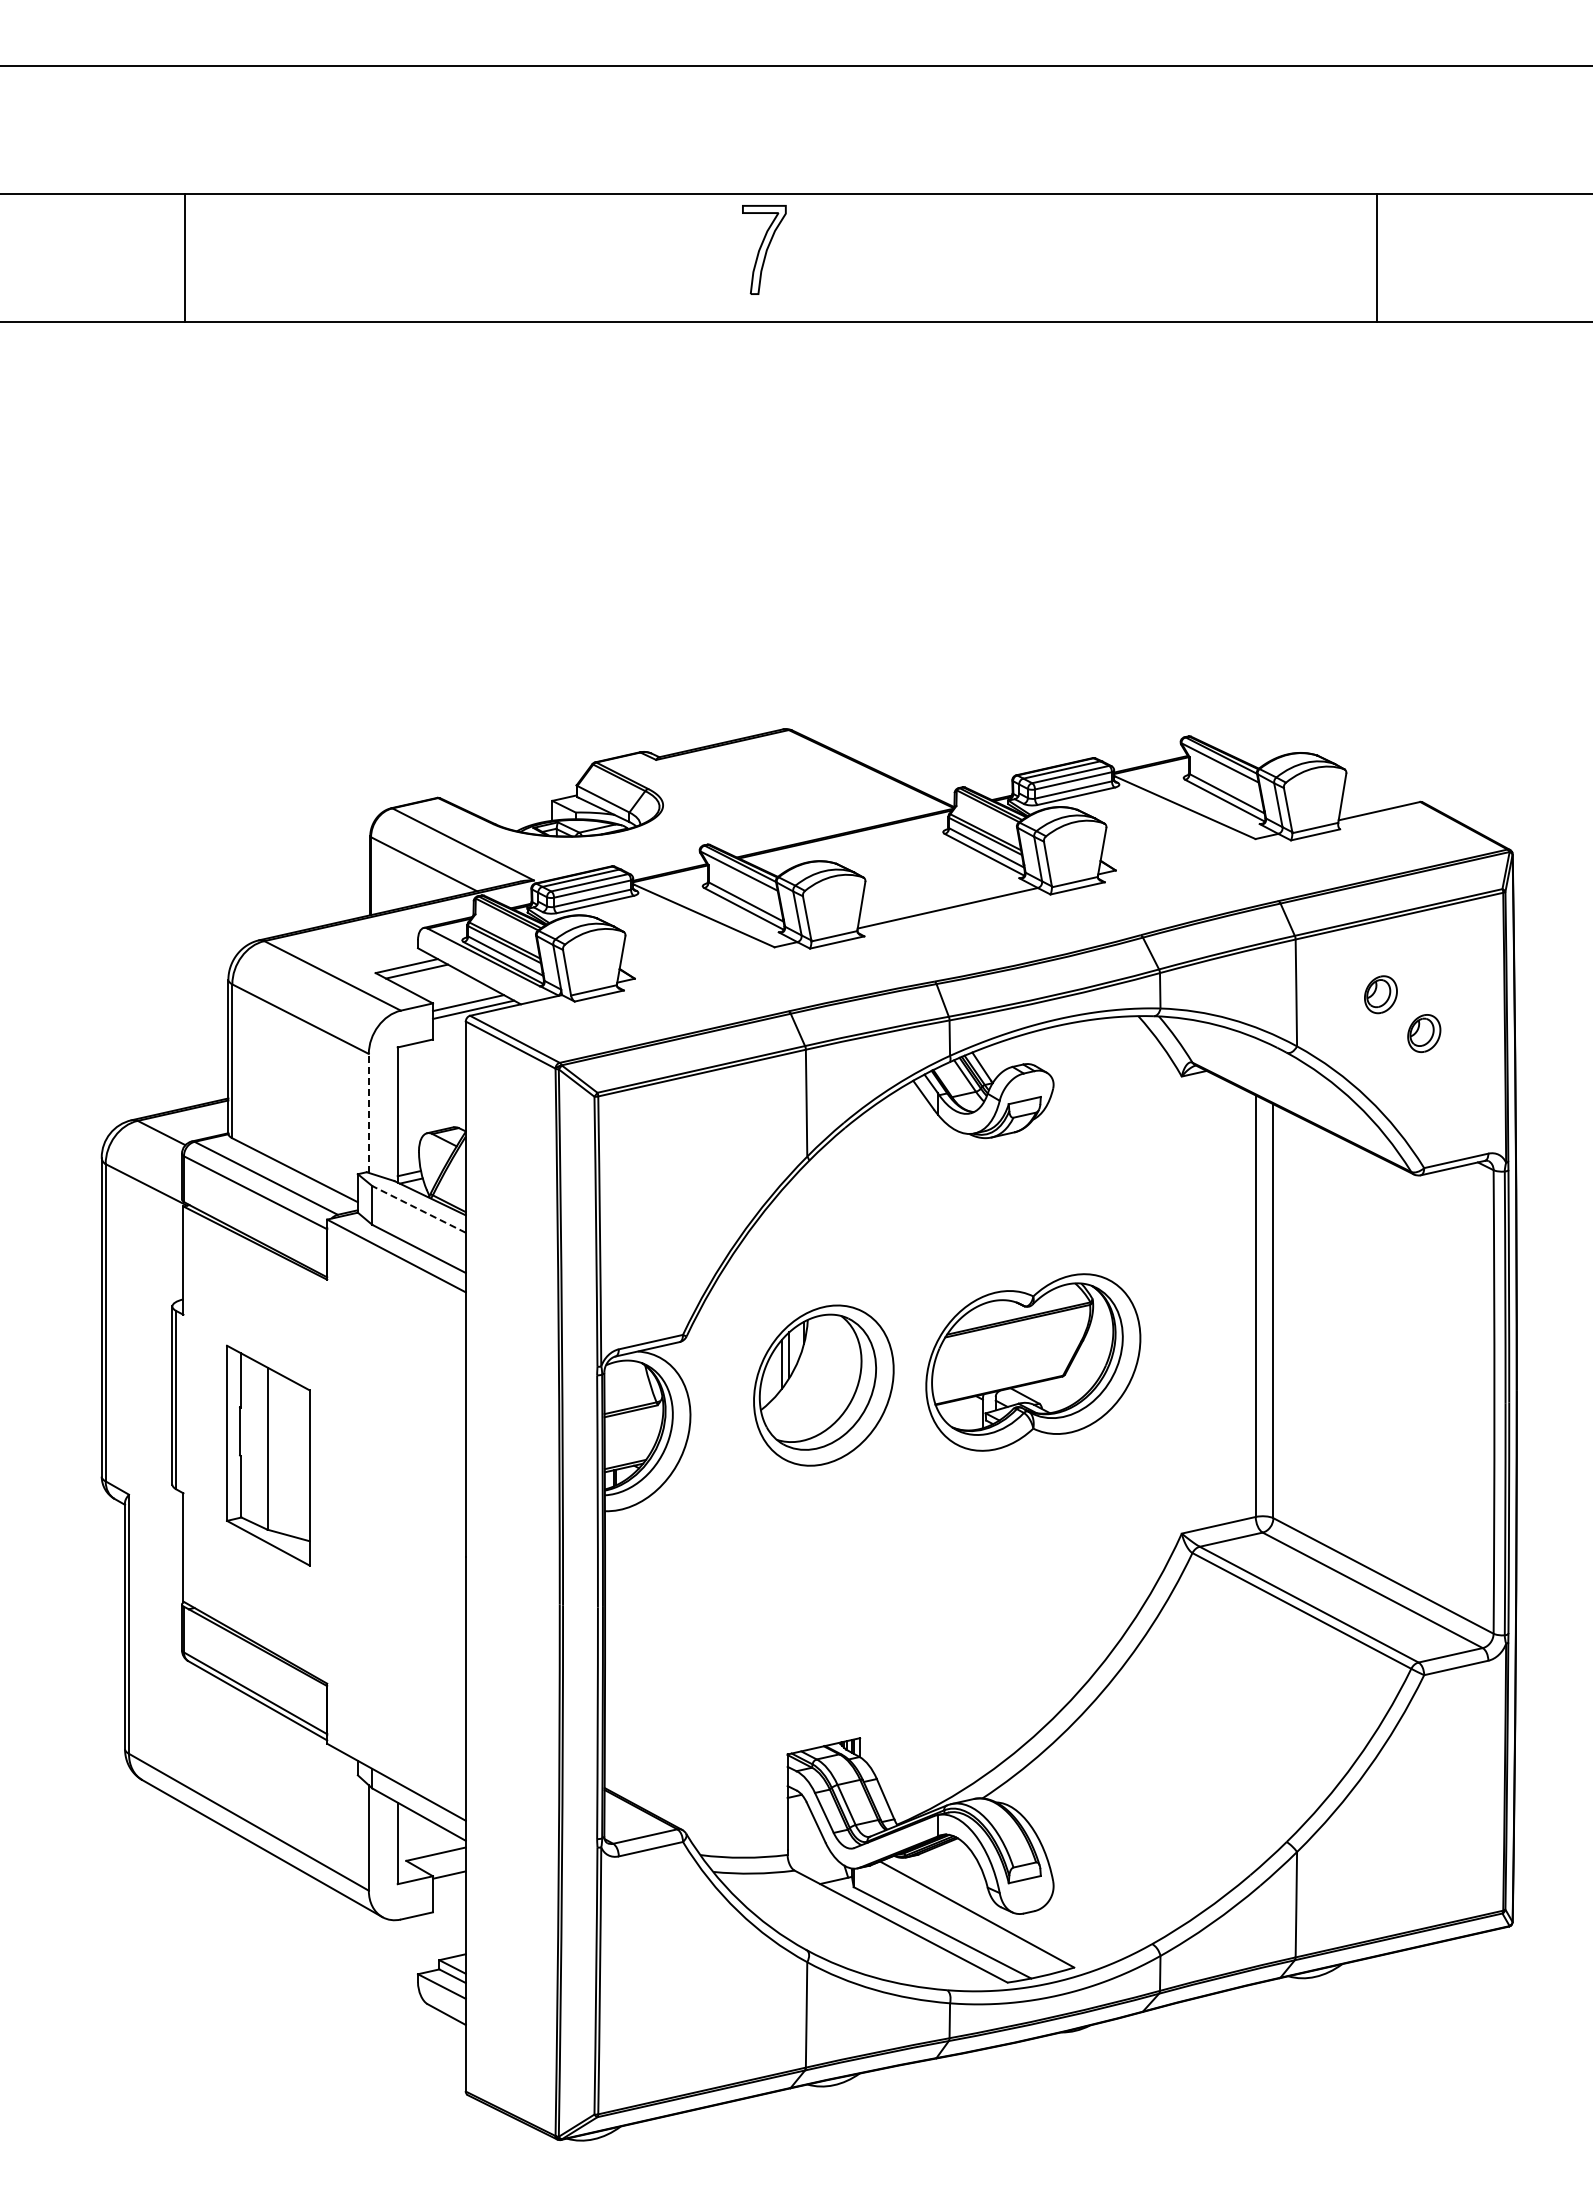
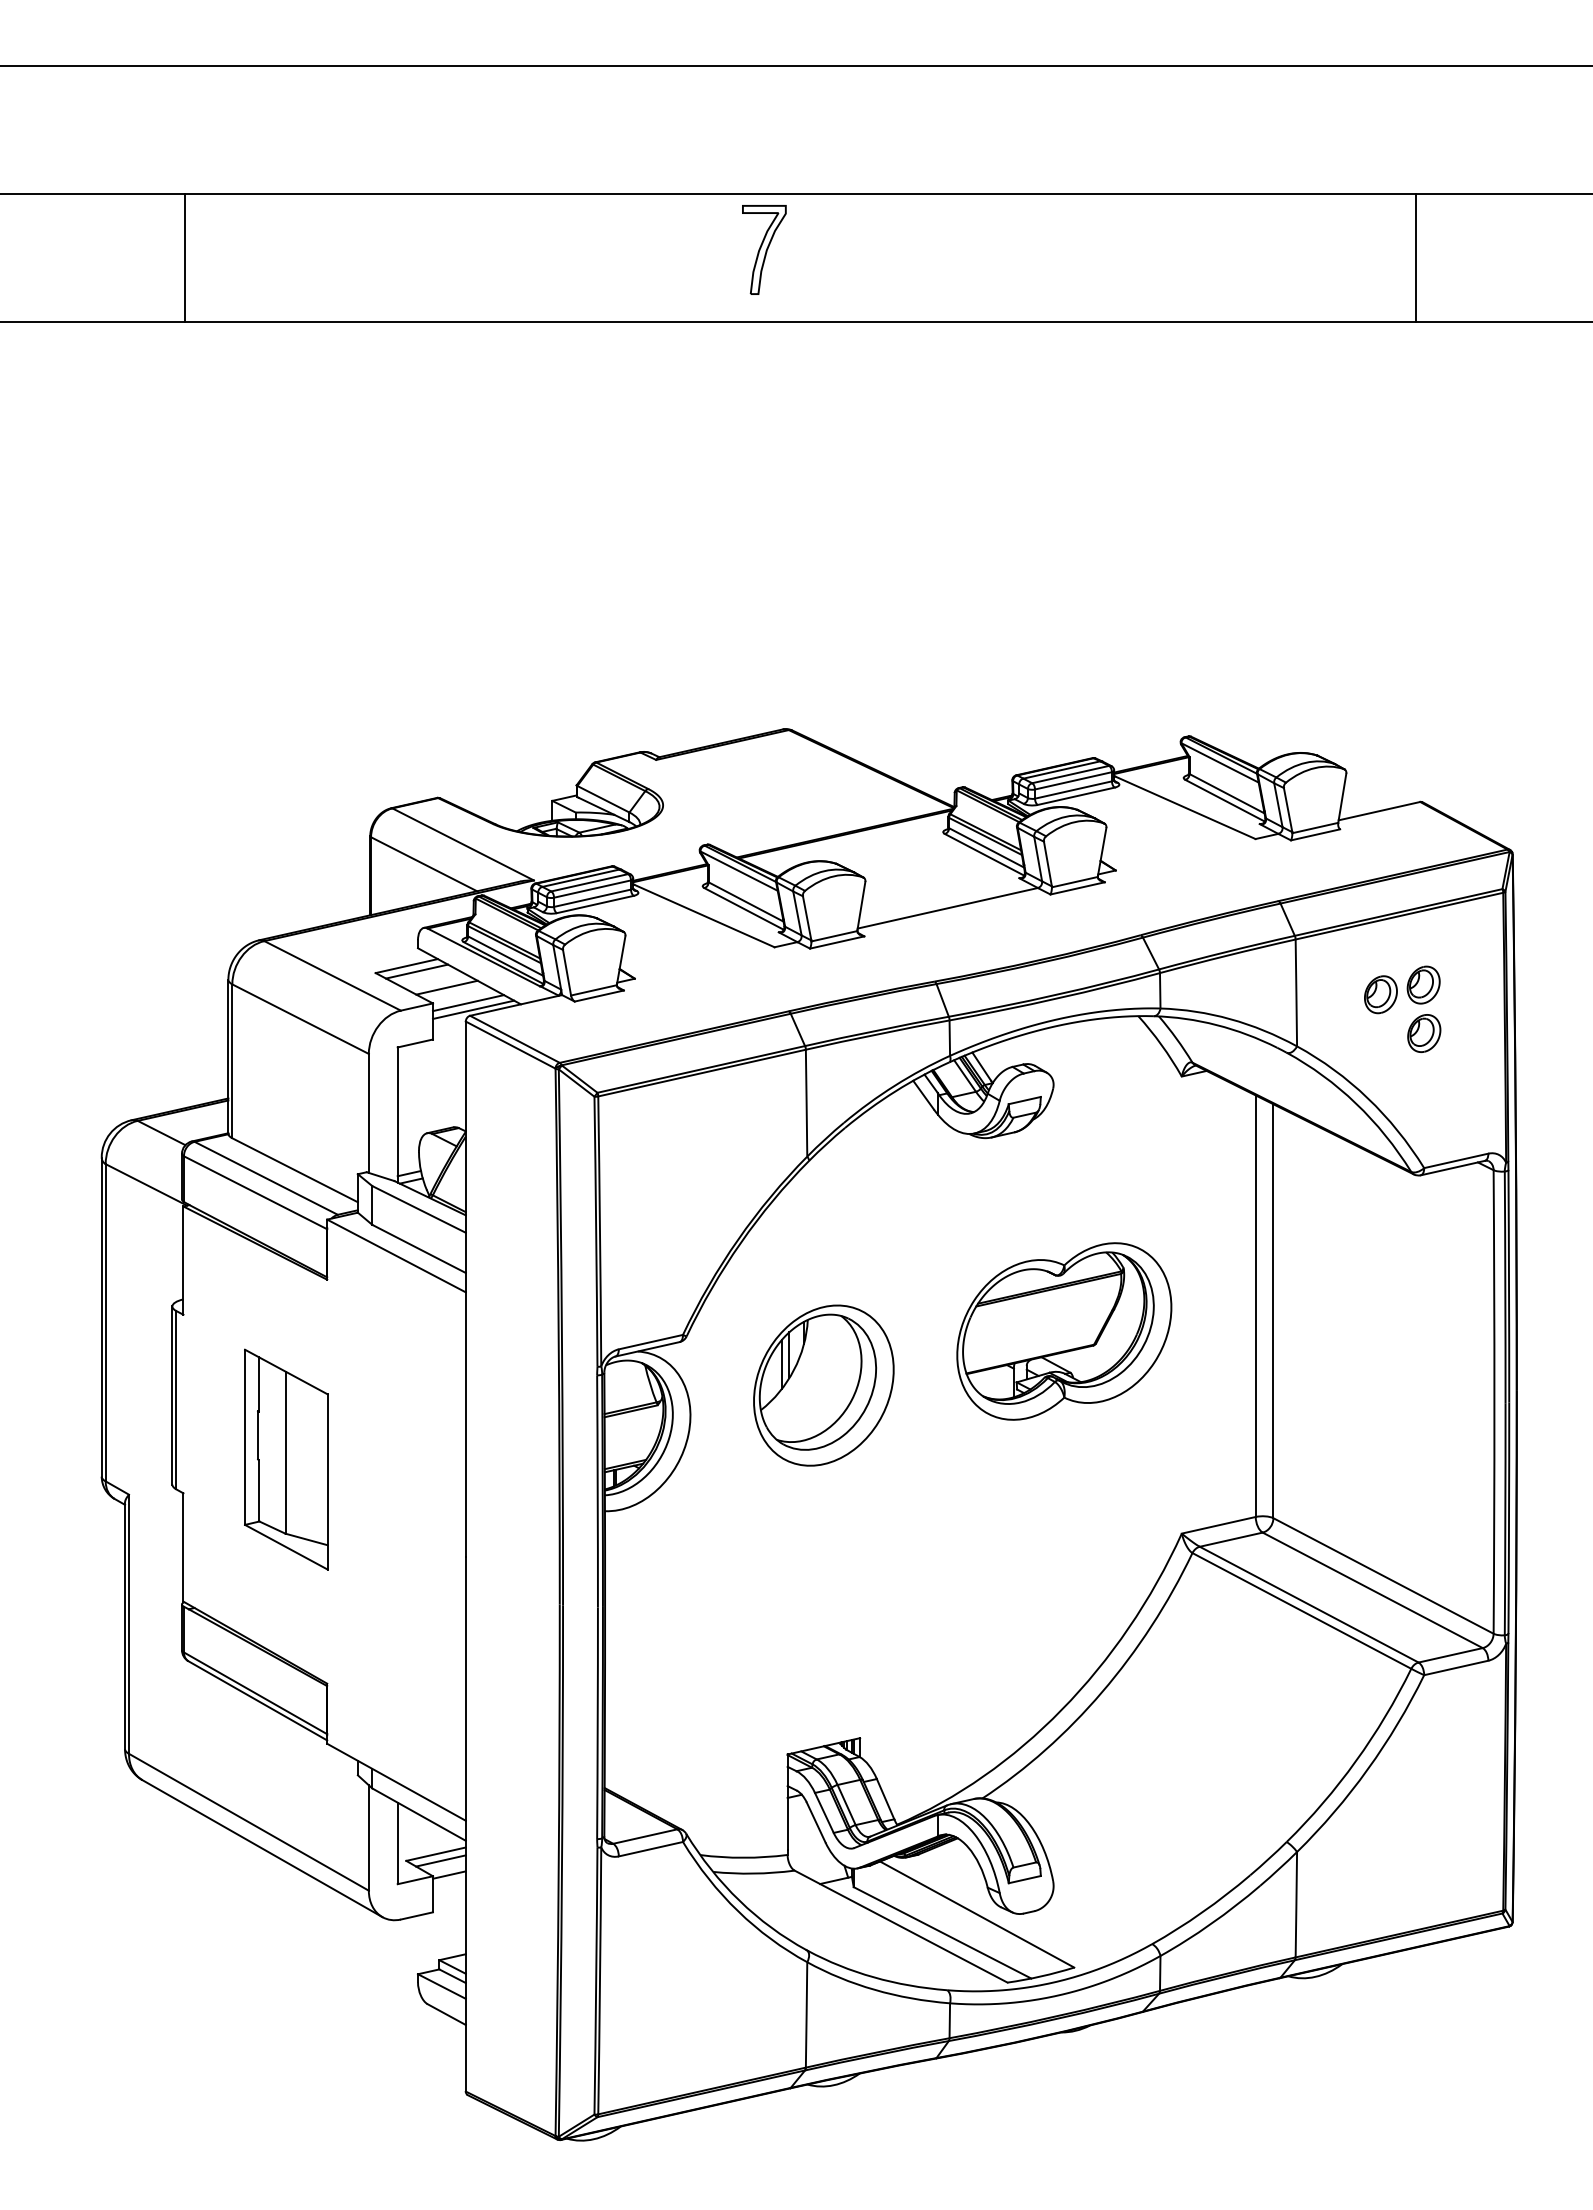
line position: (1377, 258) -> (1416, 258) (1416, 258)
part: none -> present (1423, 984)
line: none -> present (446, 987)
line: dashed -> solid (368, 1112)
line: dashed -> solid (418, 1209)
part position: (1033, 1362) -> (1064, 1331) (1064, 1331)
part position: (268, 1455) -> (286, 1459) (286, 1459)
line: none -> present (440, 1860)
